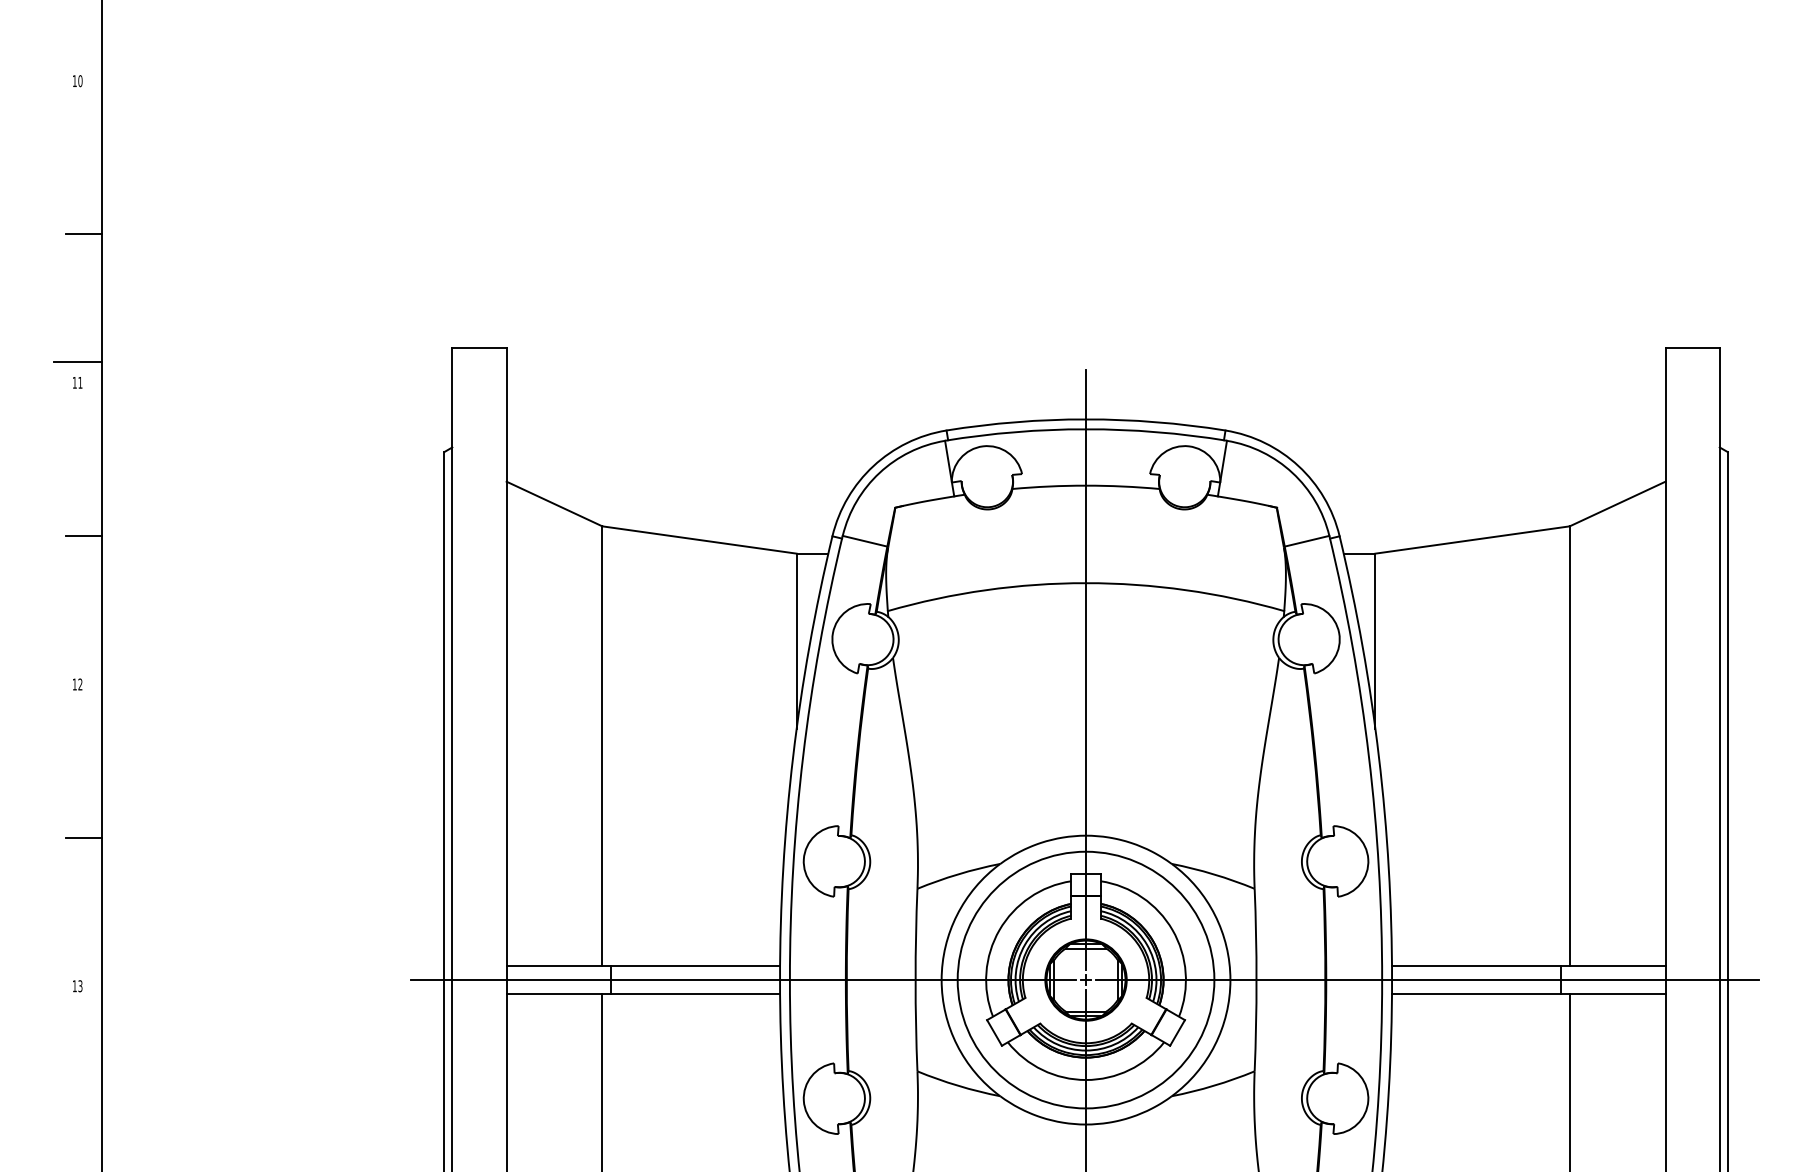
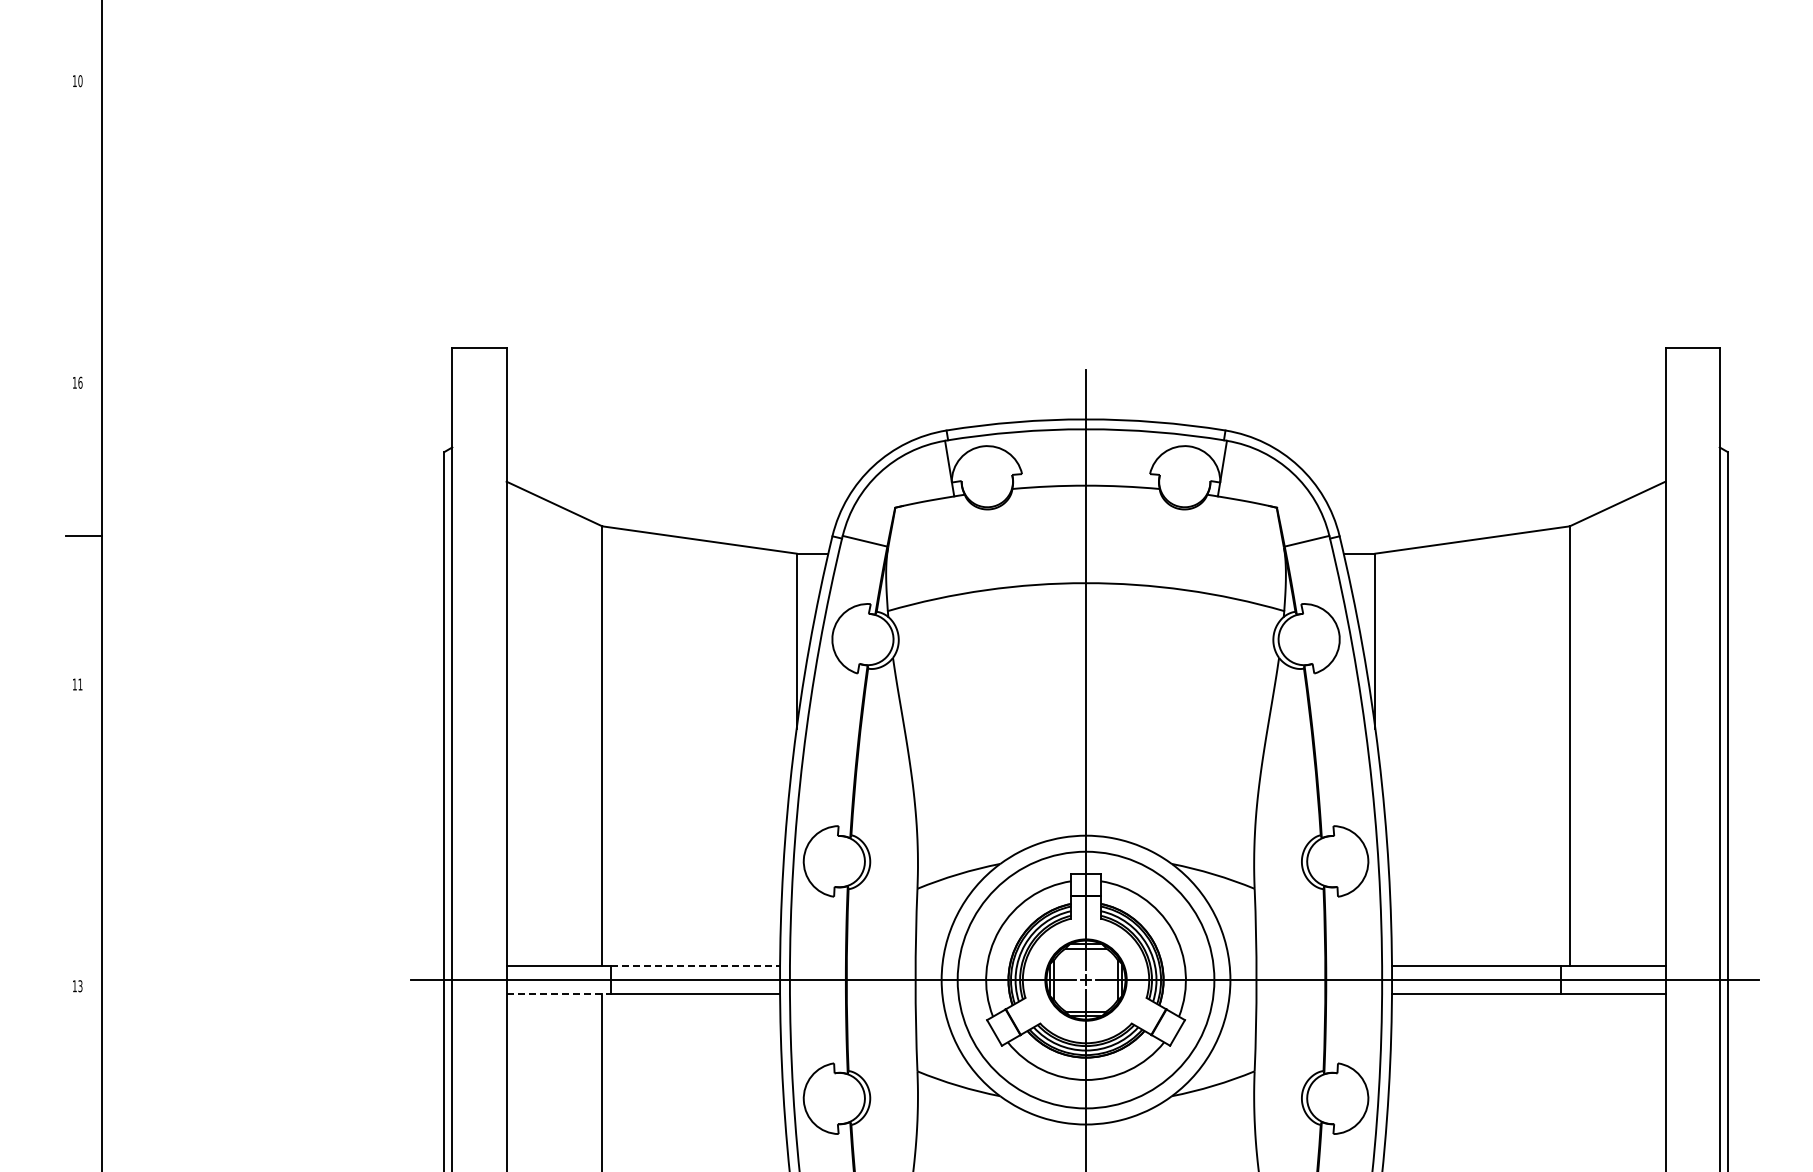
line: present -> none (83, 234)
line: present -> none (77, 362)
text: 11 -> 16 (80, 382)
text: 12 -> 11 (80, 684)
line: present -> none (83, 837)
line: solid -> dashed (696, 966)
line: solid -> dashed (559, 993)
line: present -> none (1569, 1080)
